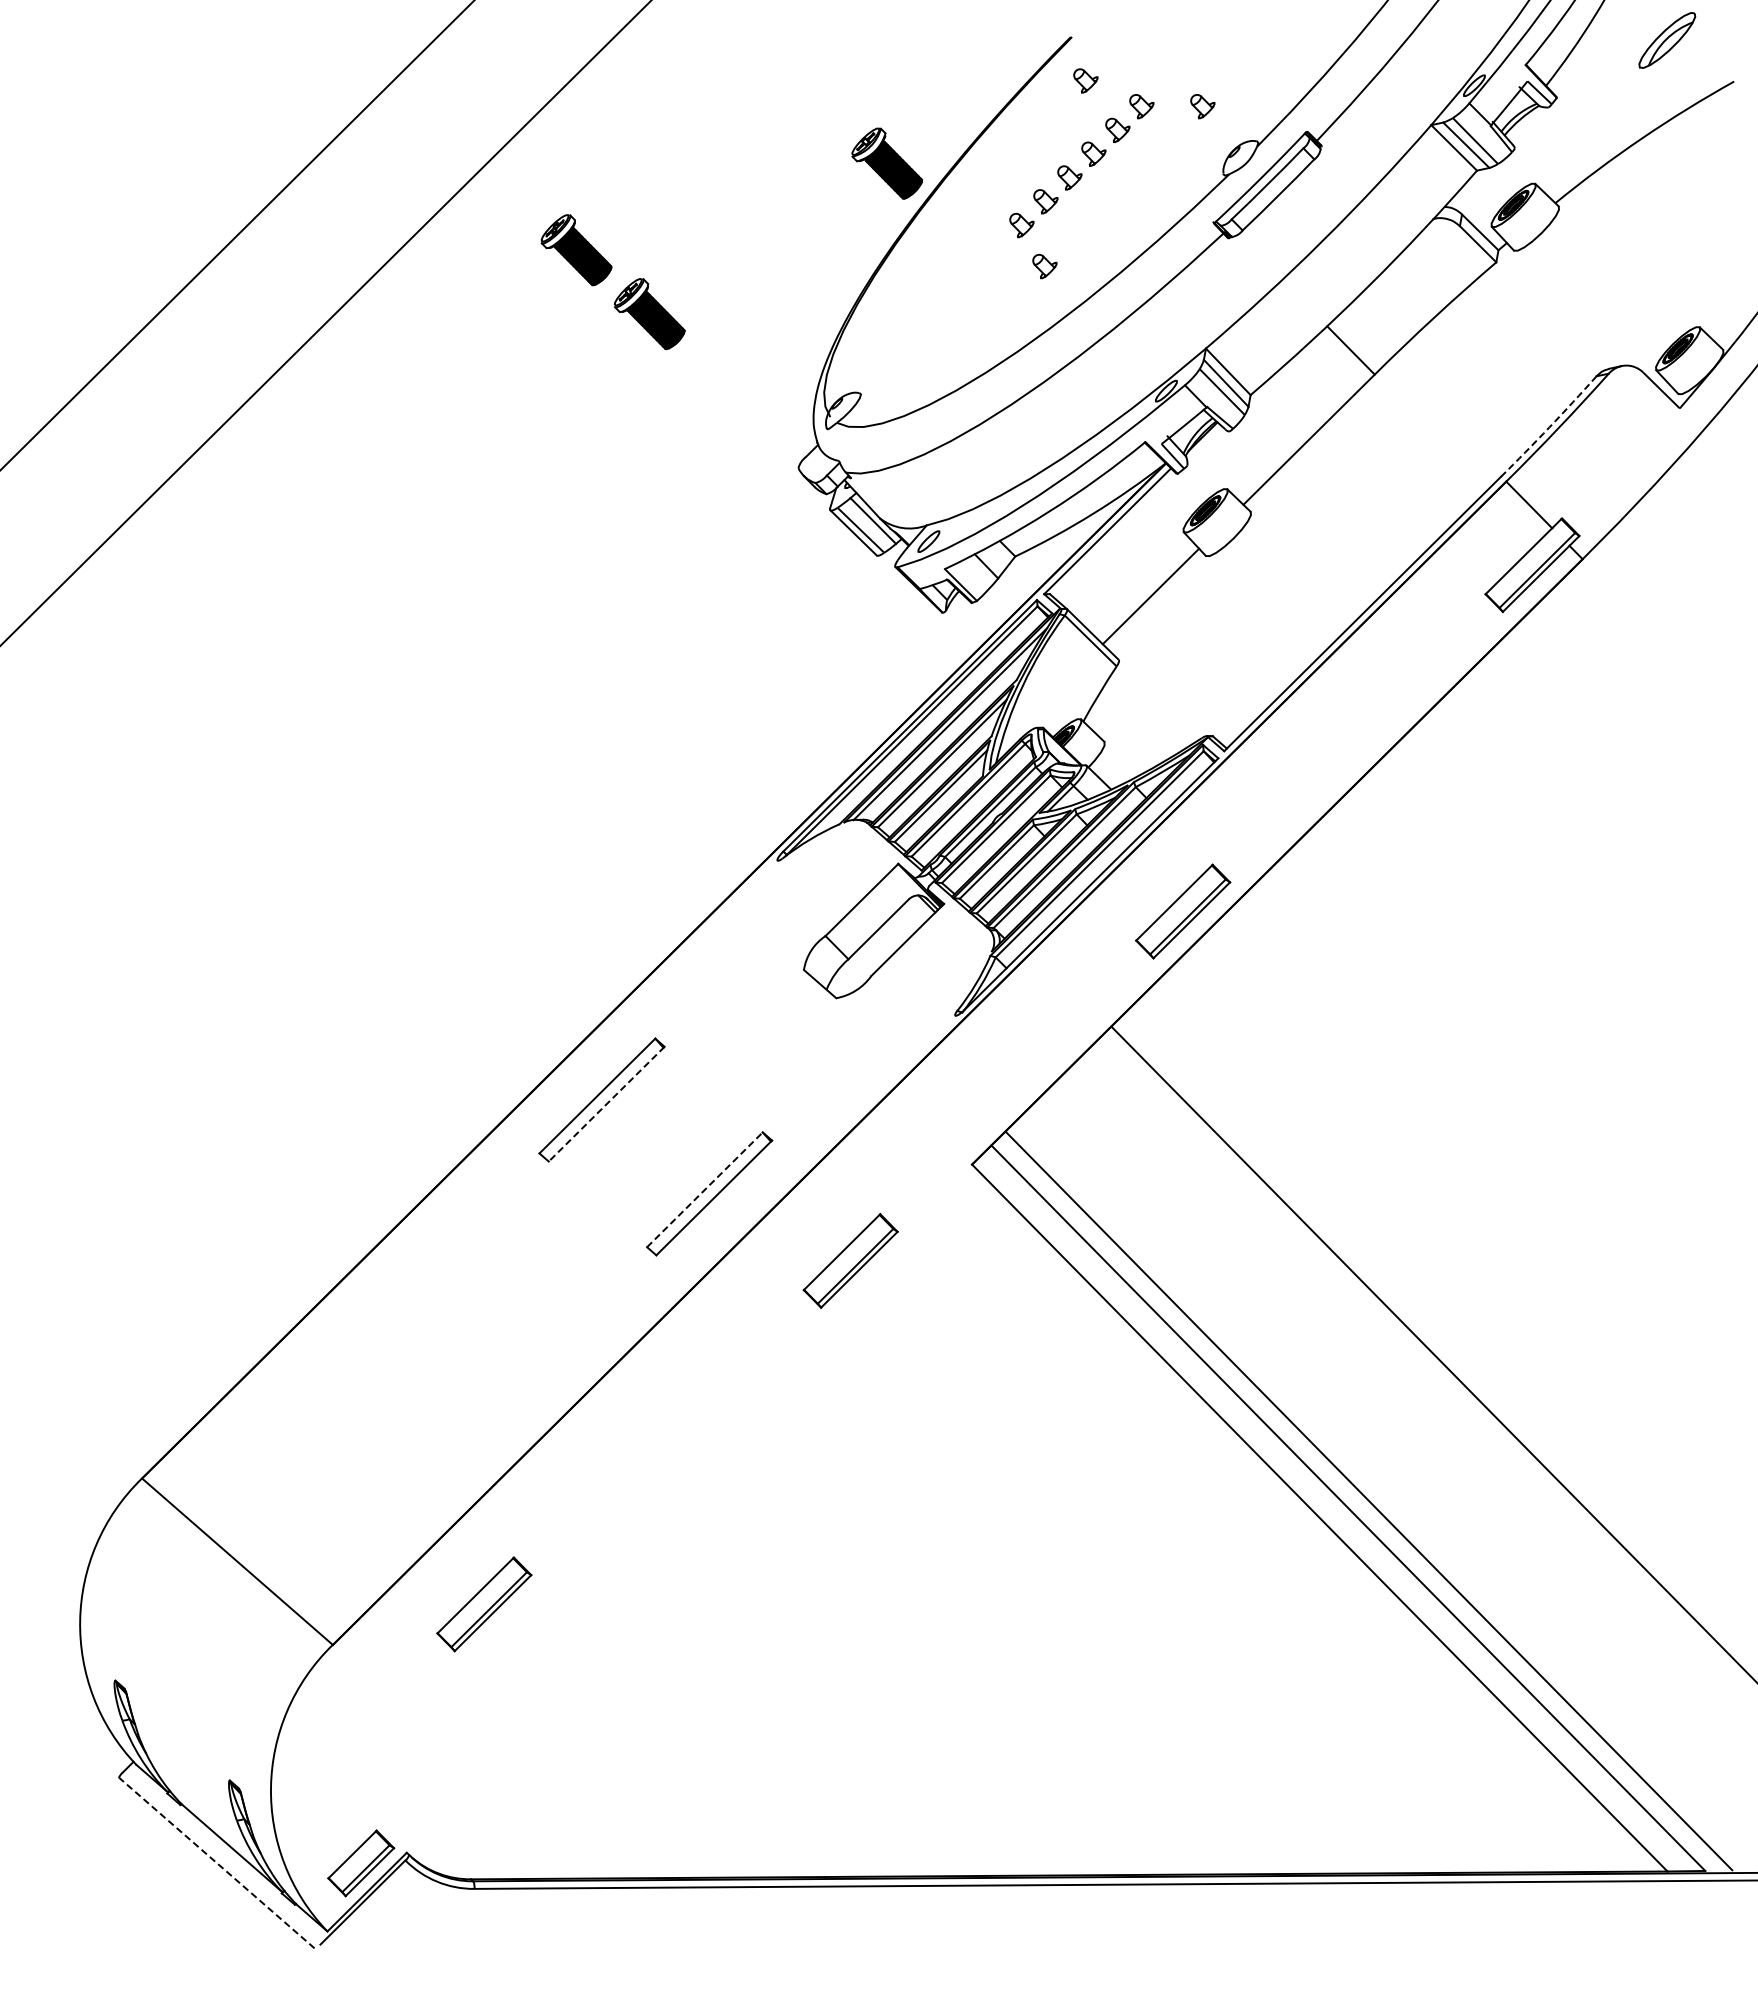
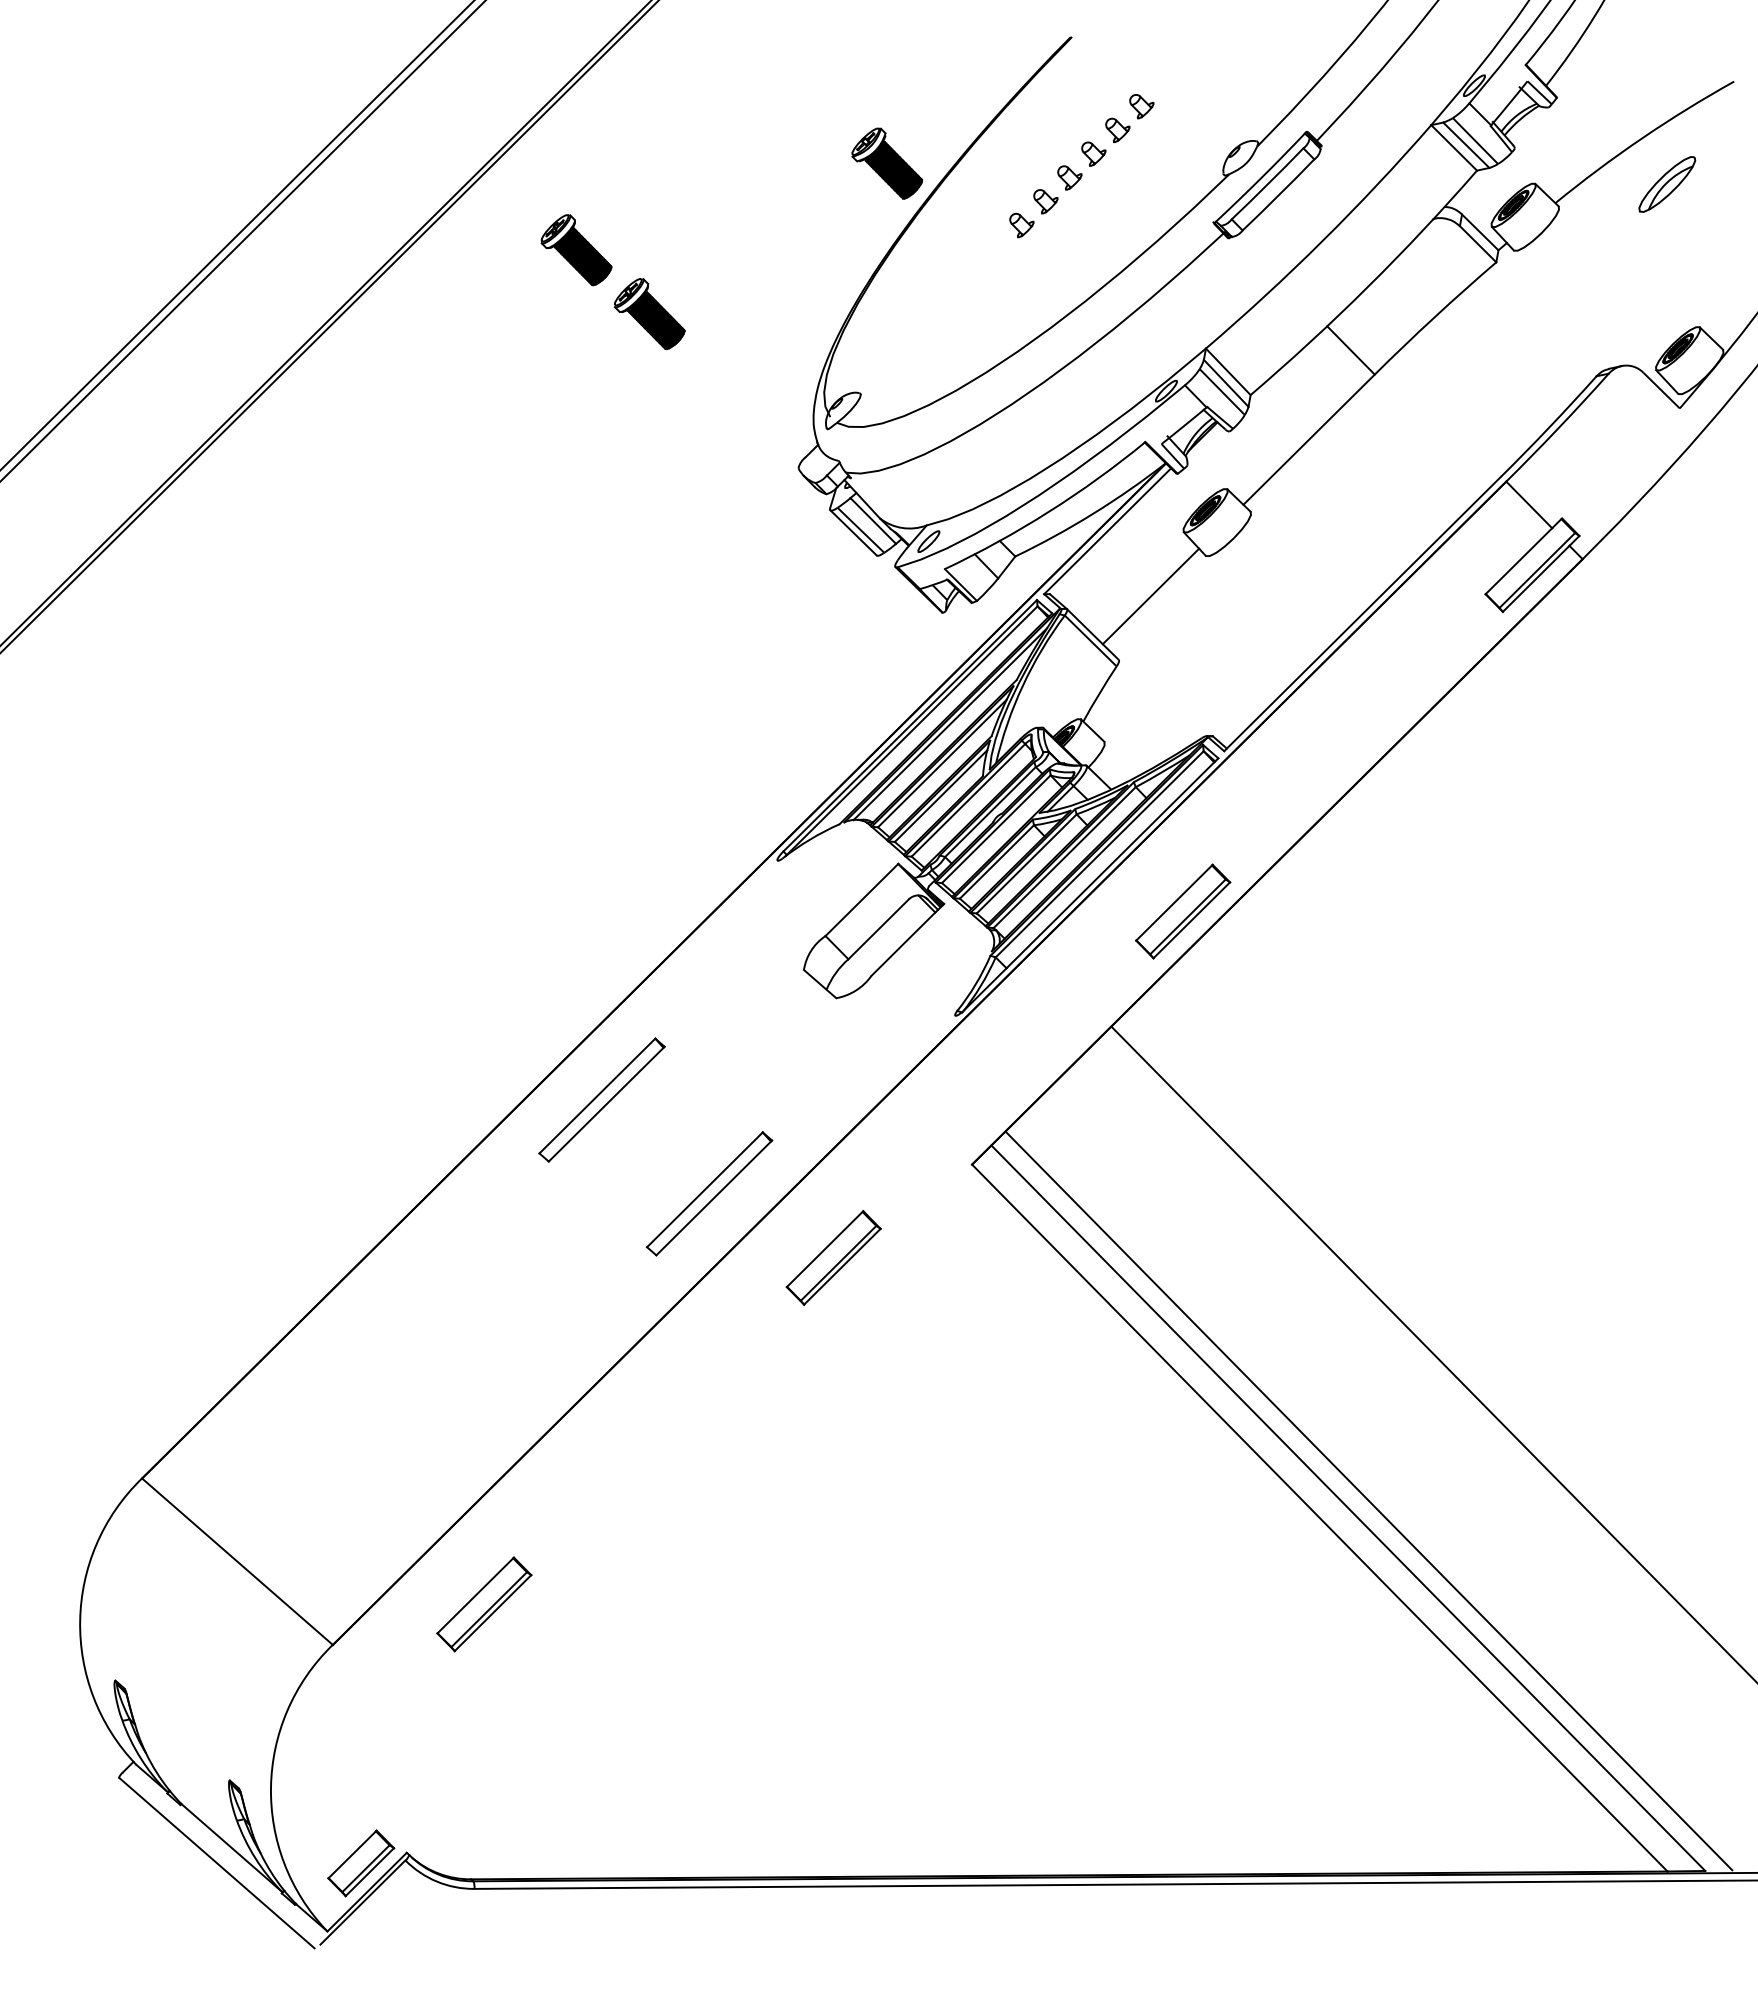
part position: (1667, 40) -> (1667, 184) (1667, 184)
part: present -> none (1085, 80)
part: present -> none (1202, 106)
line: none -> present (242, 240)
part: present -> none (1044, 266)
line: none -> present (329, 326)
arc: dashed -> solid (1549, 427)
line: dashed -> solid (606, 1104)
line: dashed -> solid (705, 1189)
part position: (850, 1260) -> (833, 1257) (833, 1257)
line: dashed -> solid (216, 1863)
